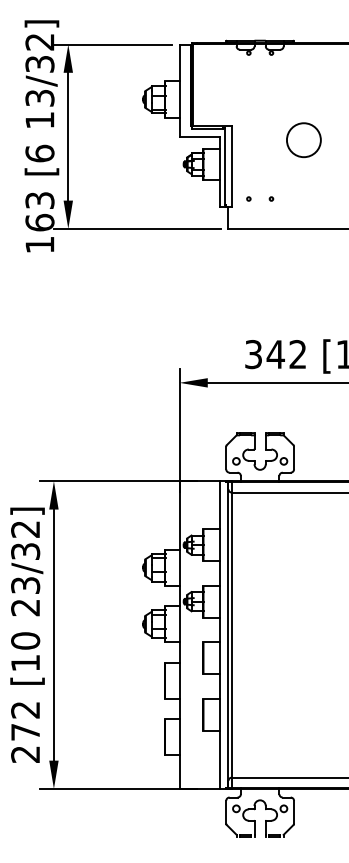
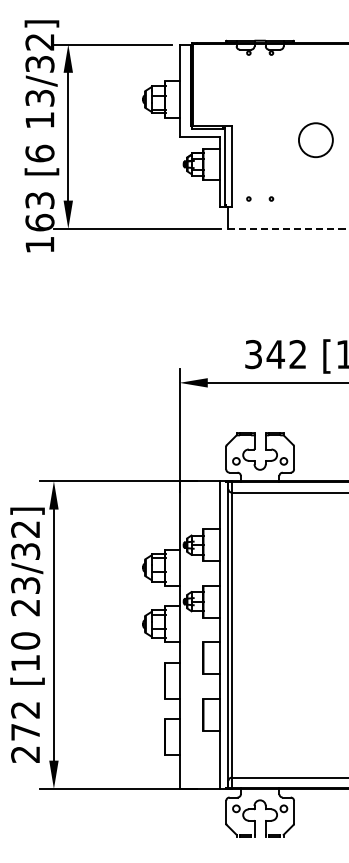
circle position: (303, 140) -> (315, 140) (315, 140)
line: solid -> dashed (288, 228)
